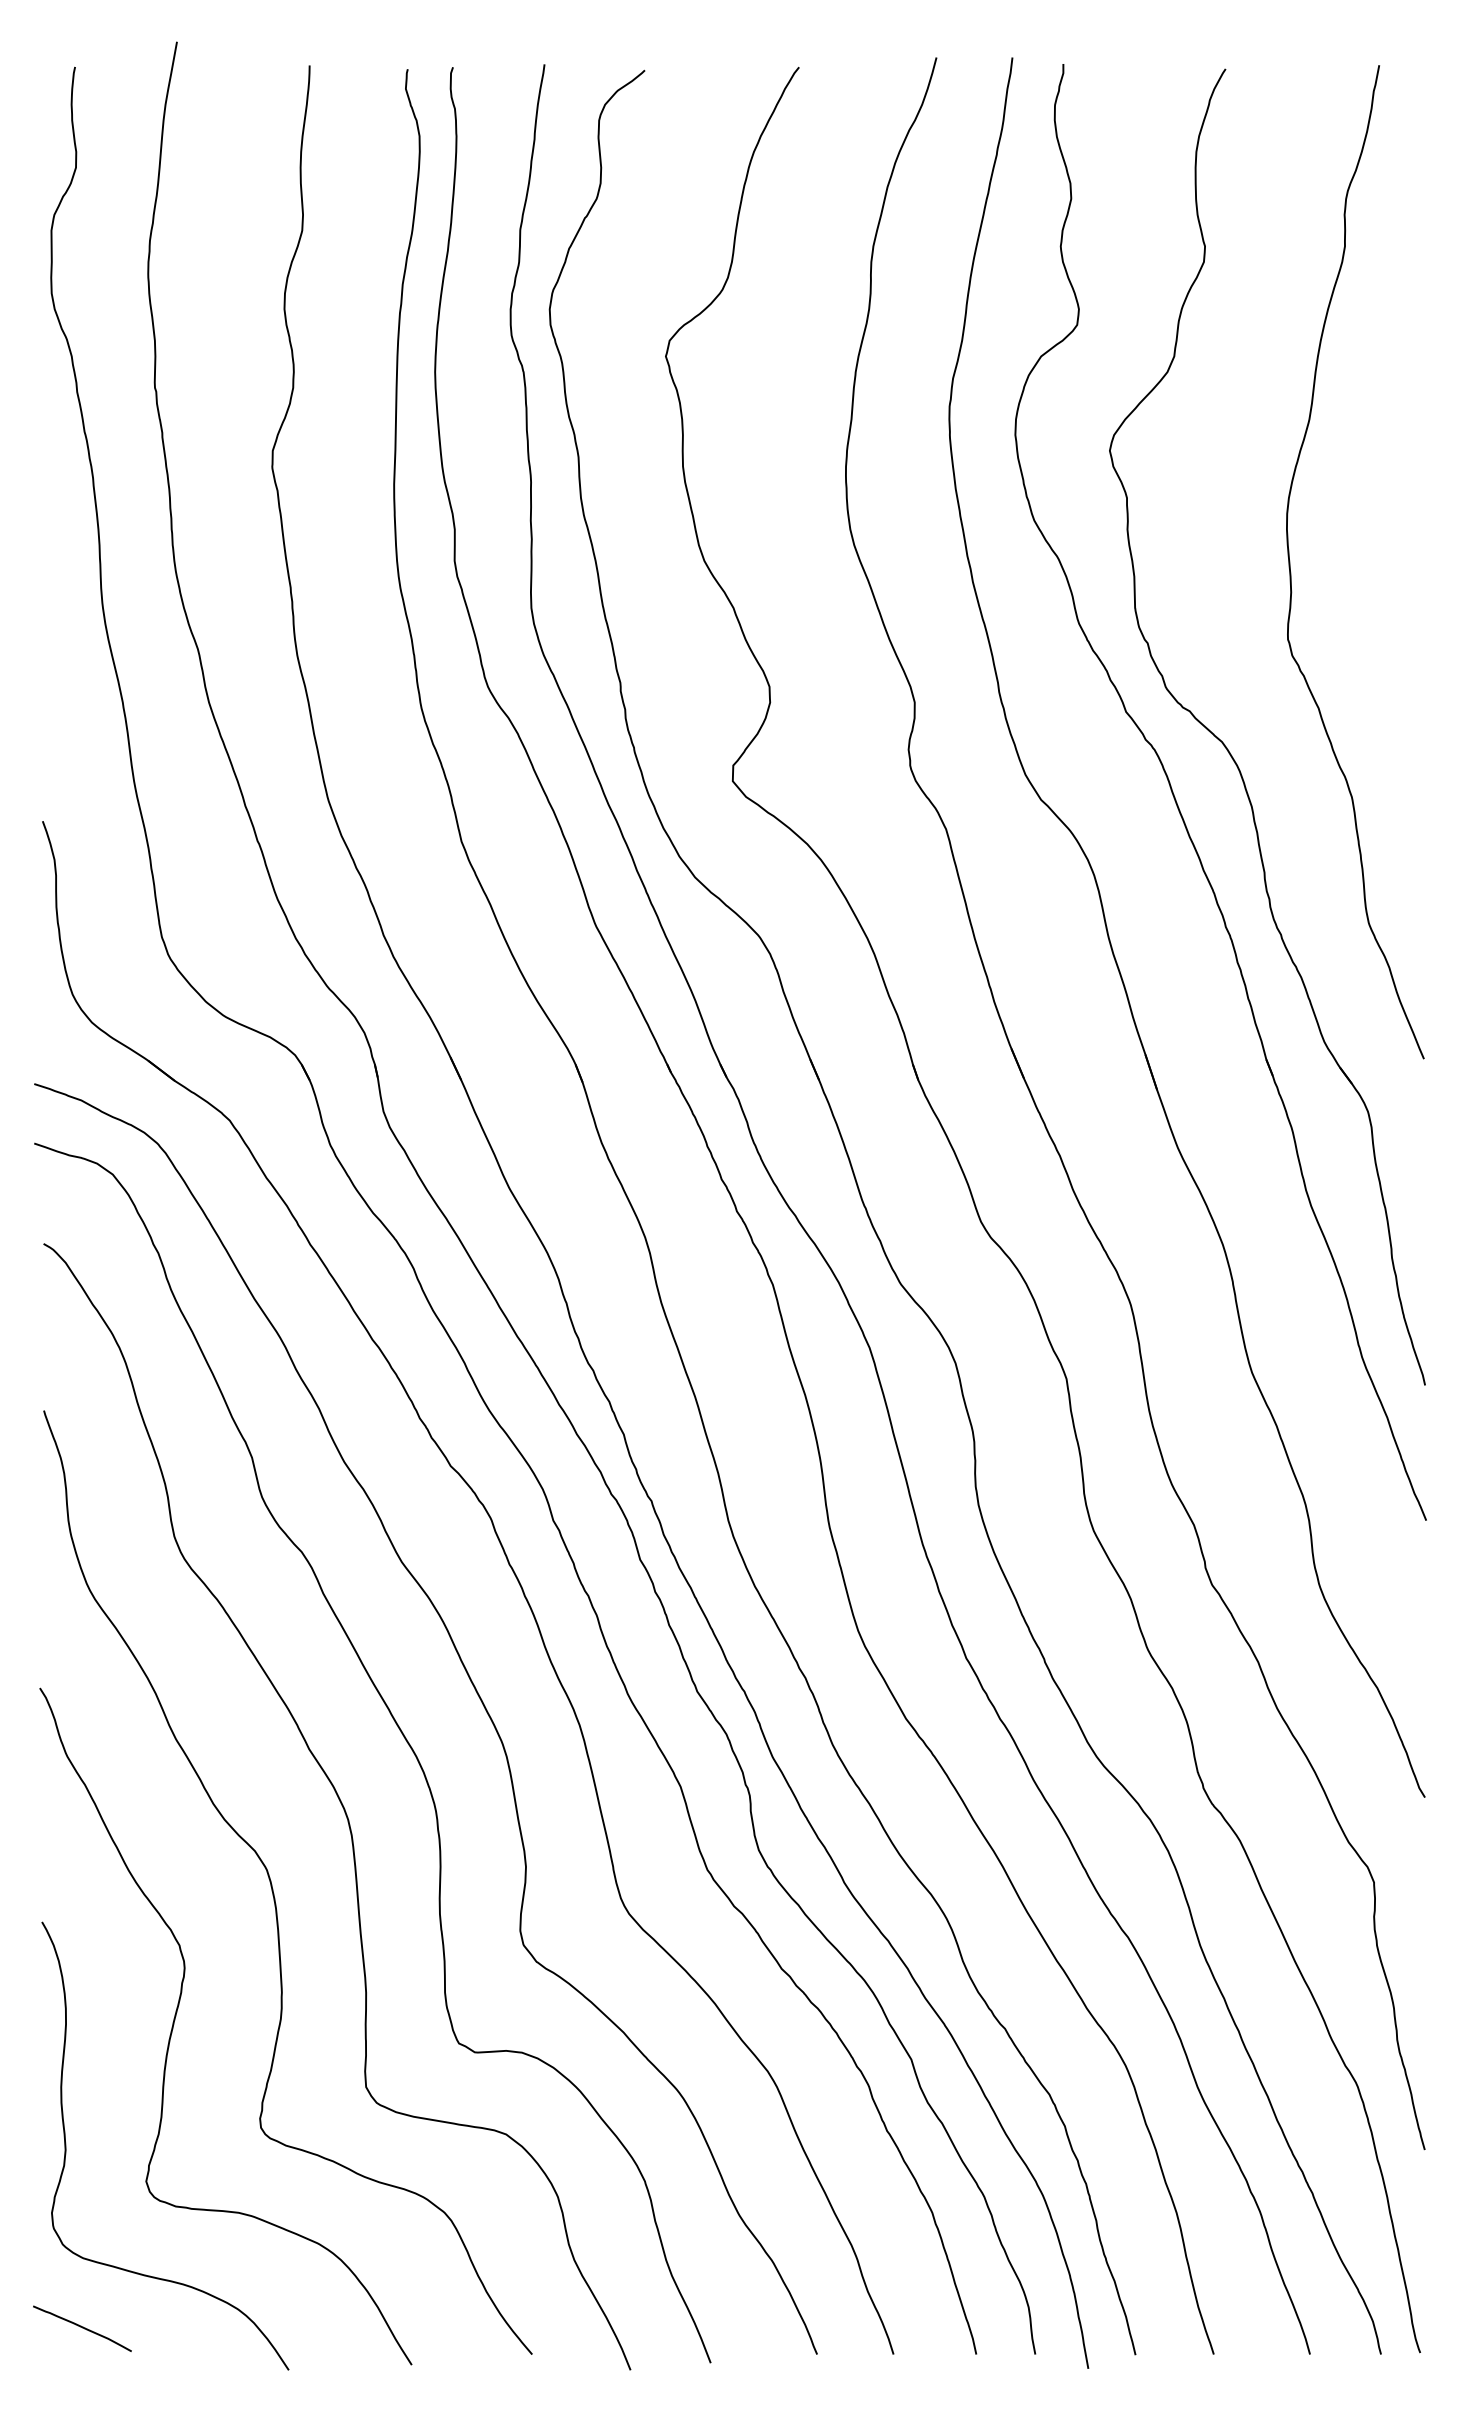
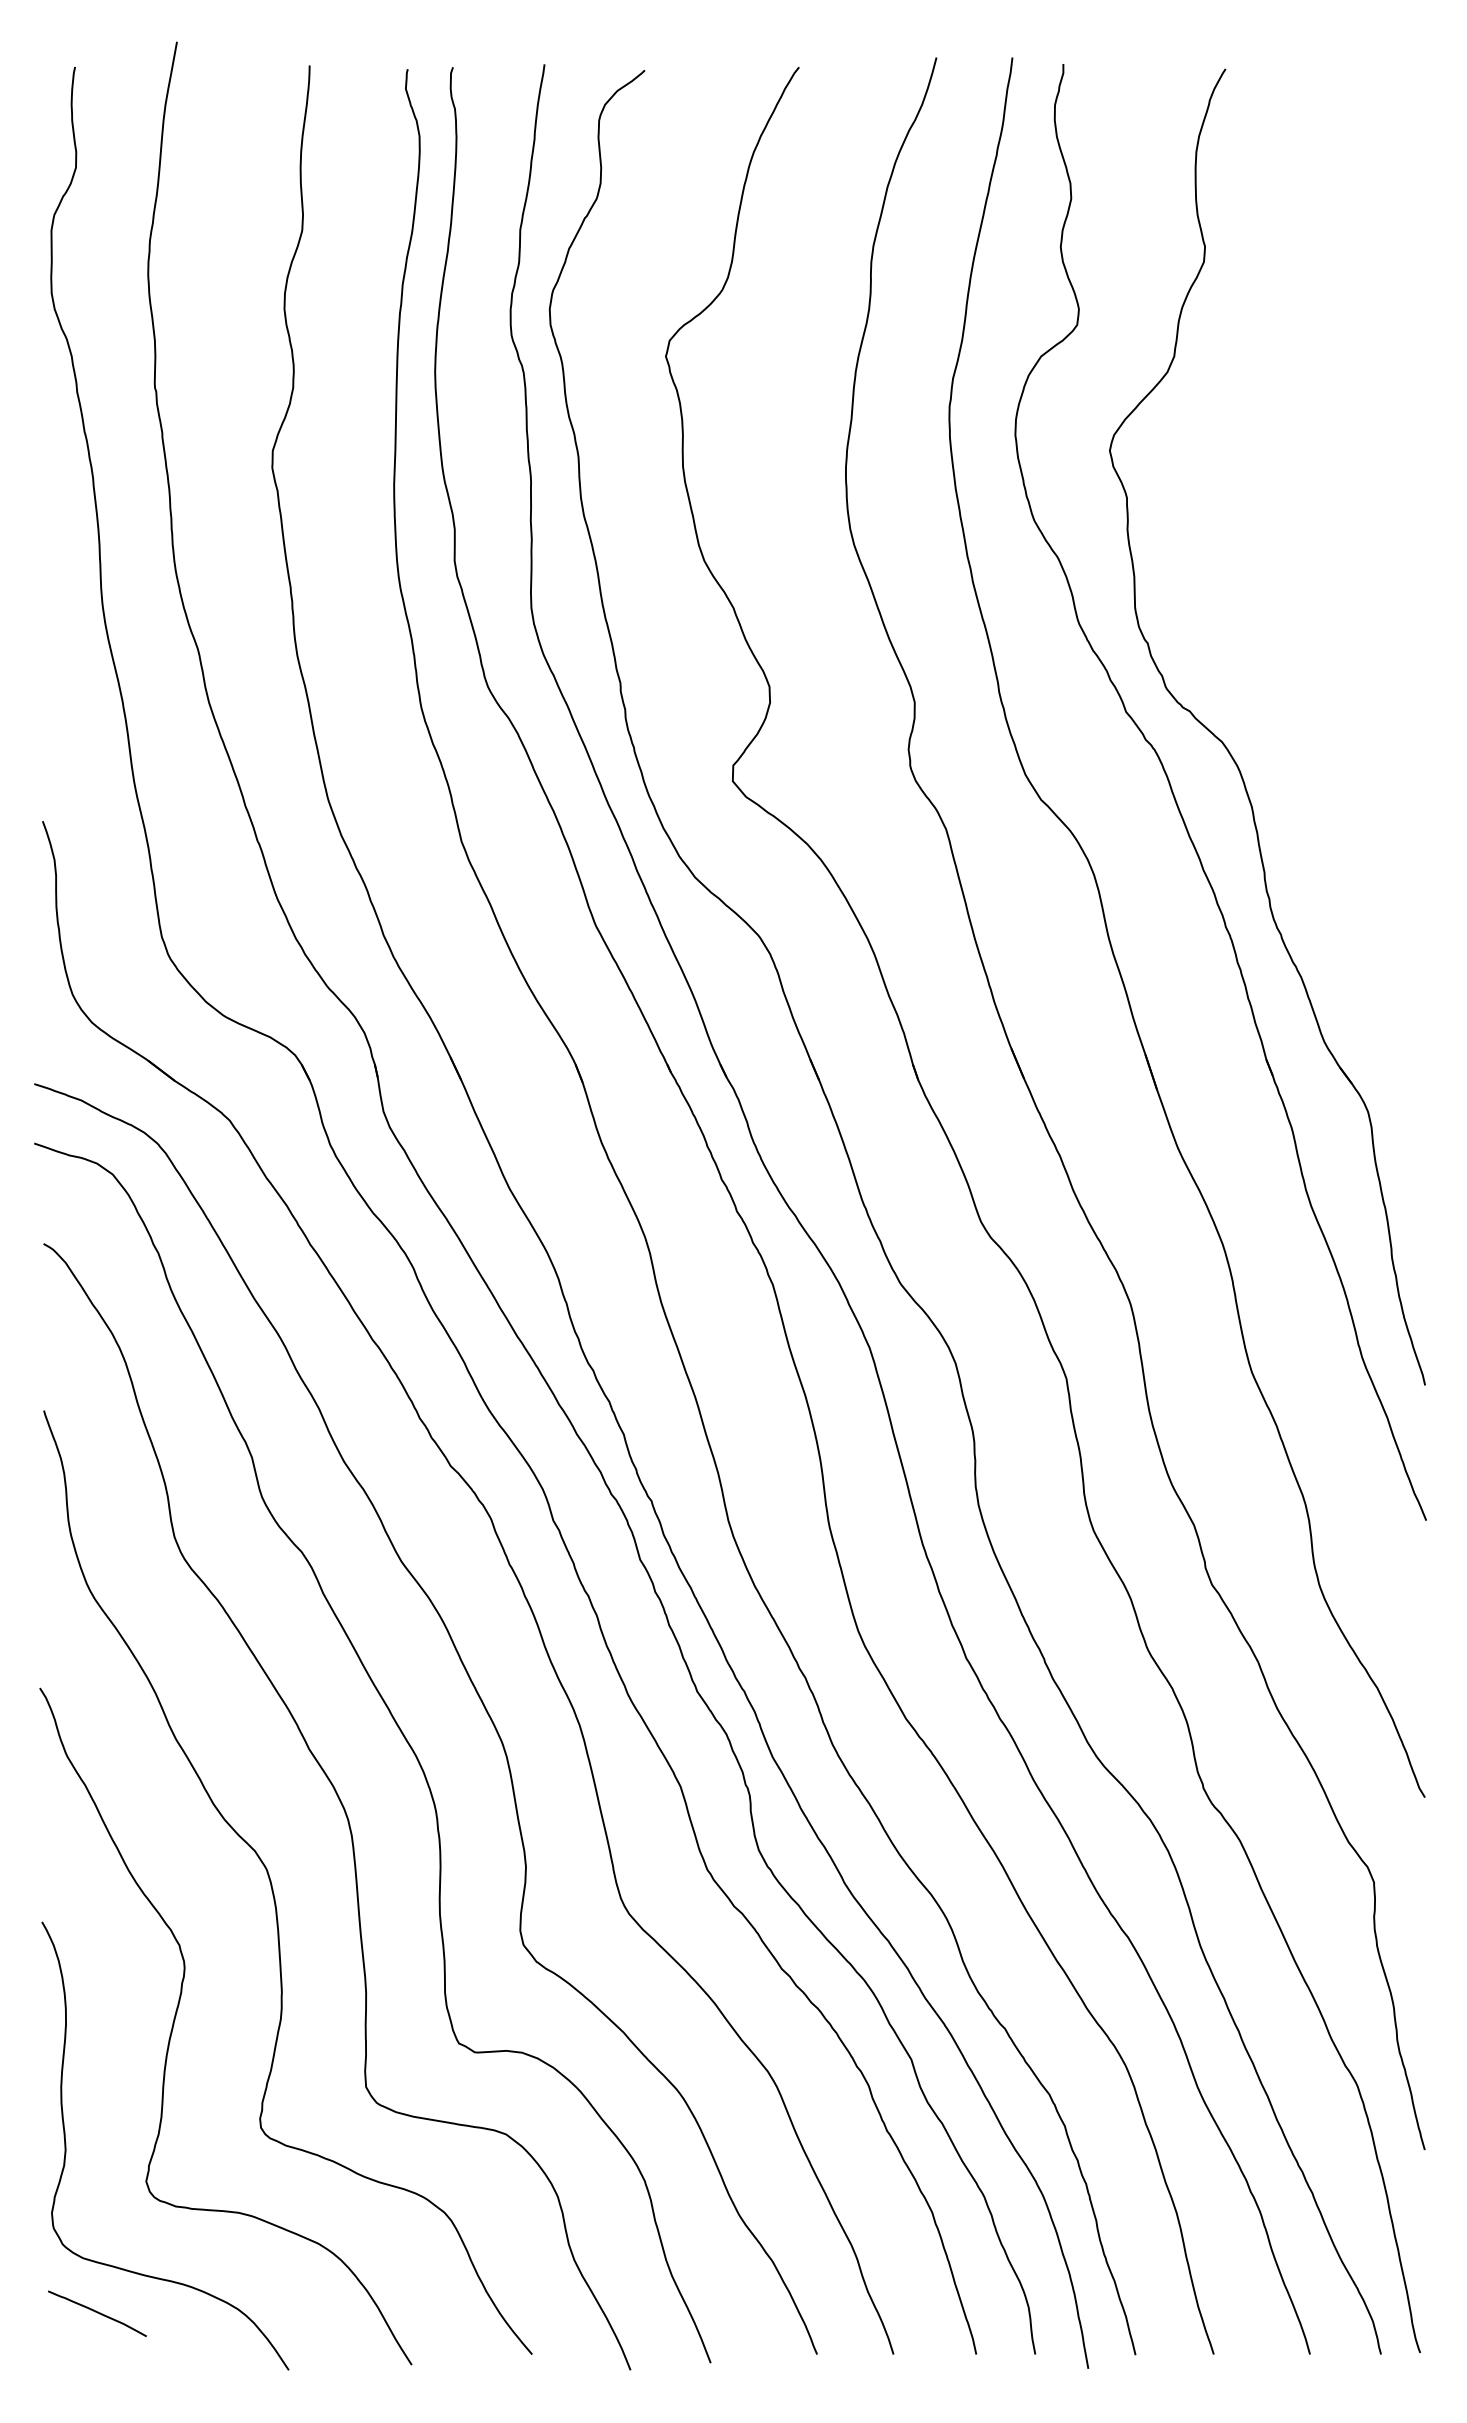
curve: present -> none (1291, 572)
curve position: (82, 2328) -> (97, 2313) (97, 2313)
